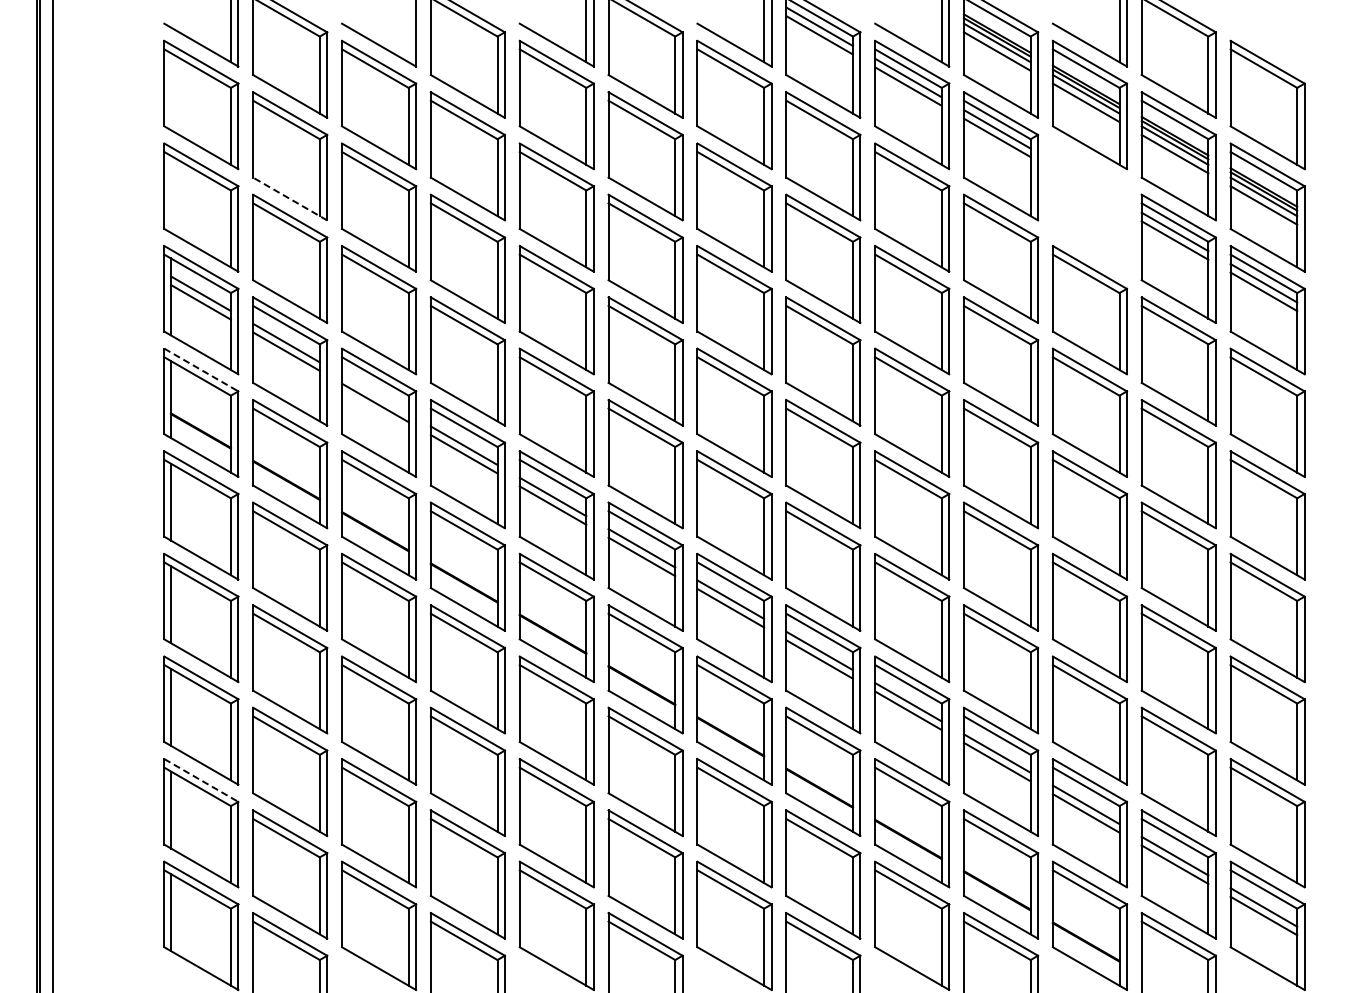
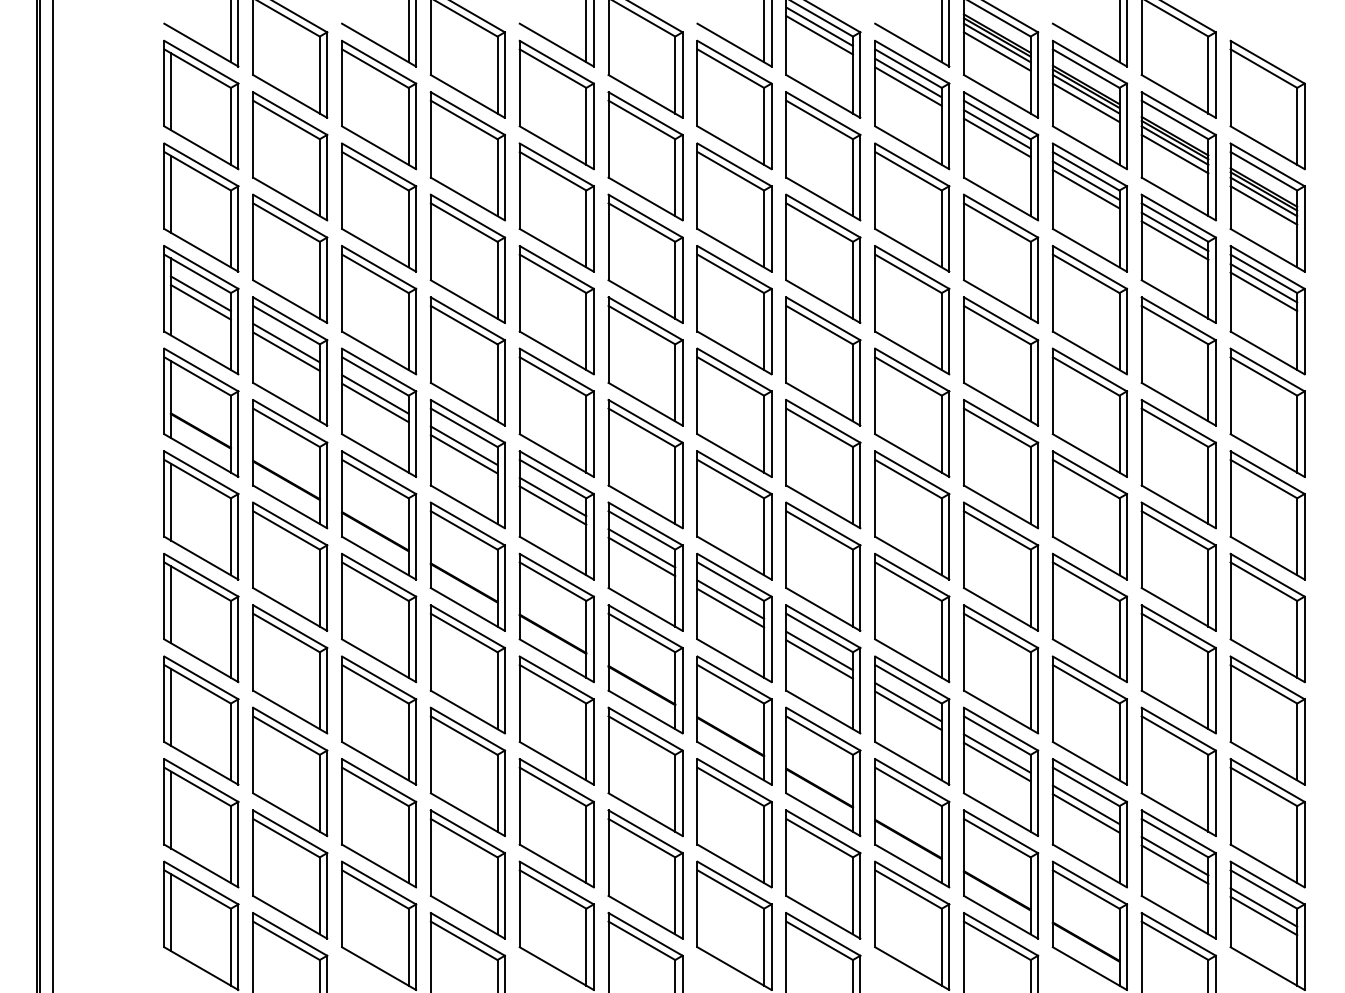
line: none -> present (408, 32)
line: none -> present (170, 91)
line: none -> present (170, 193)
line: dashed -> solid (290, 199)
part: none -> present (1089, 207)
line: dashed -> solid (201, 370)
line: none -> present (375, 394)
line: dashed -> solid (201, 780)
